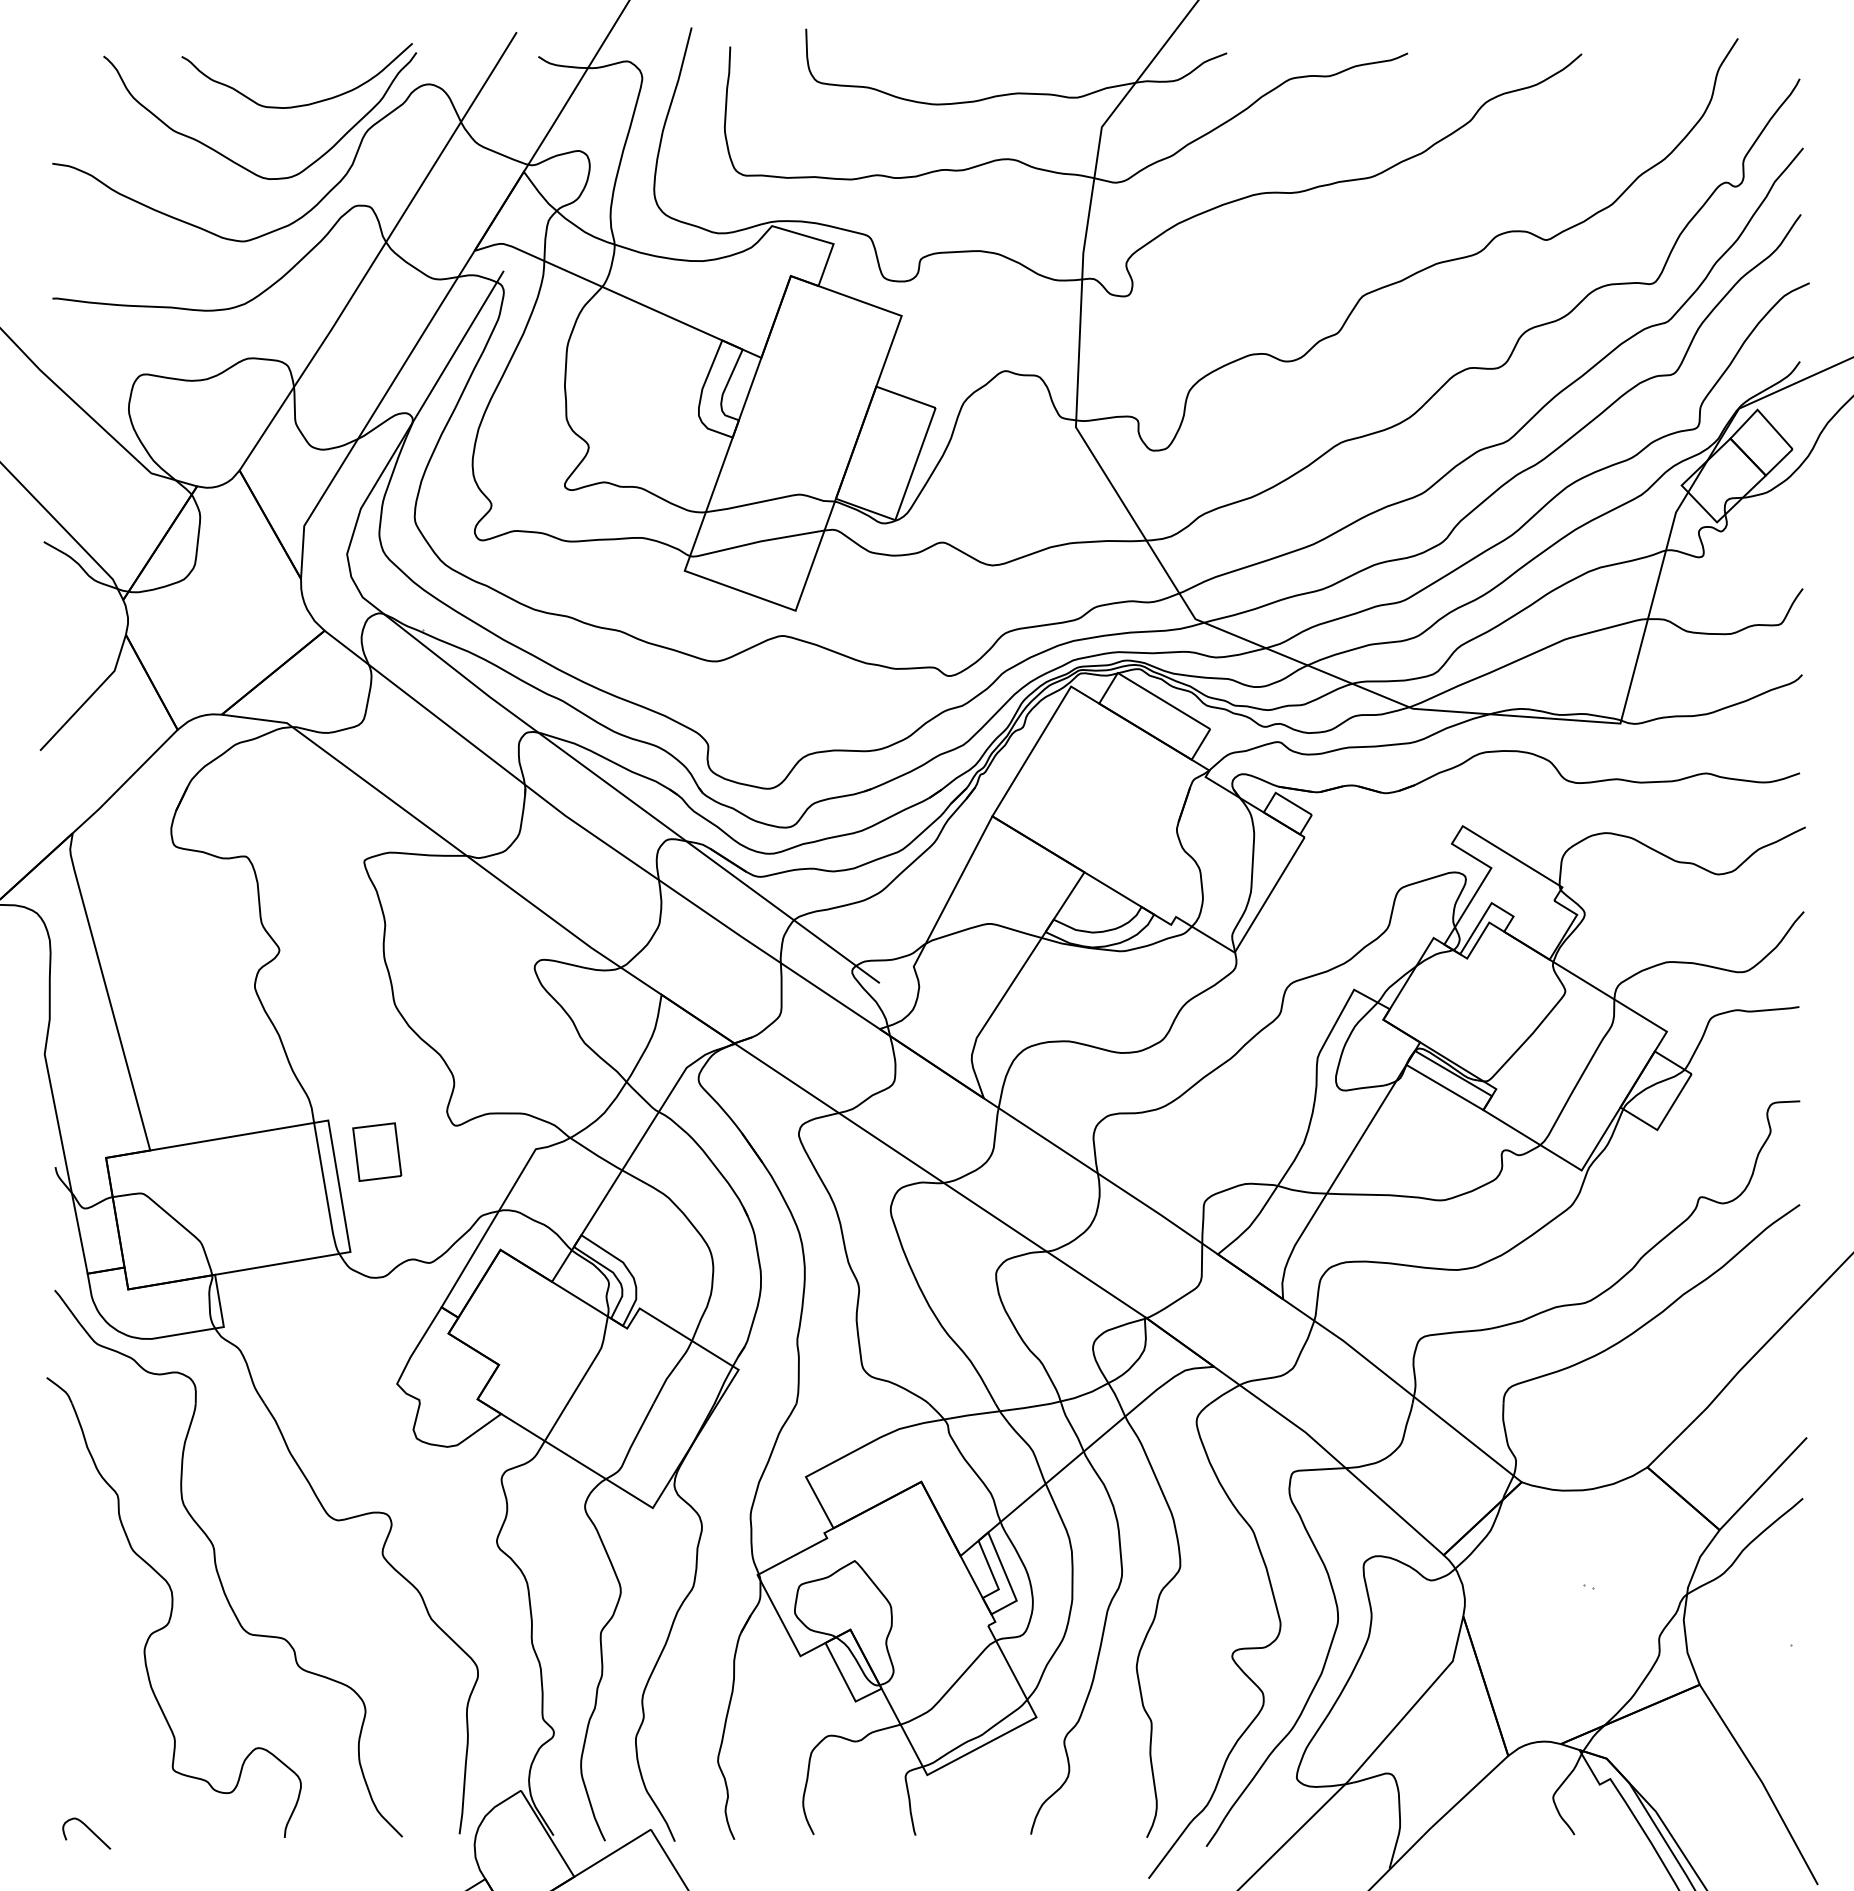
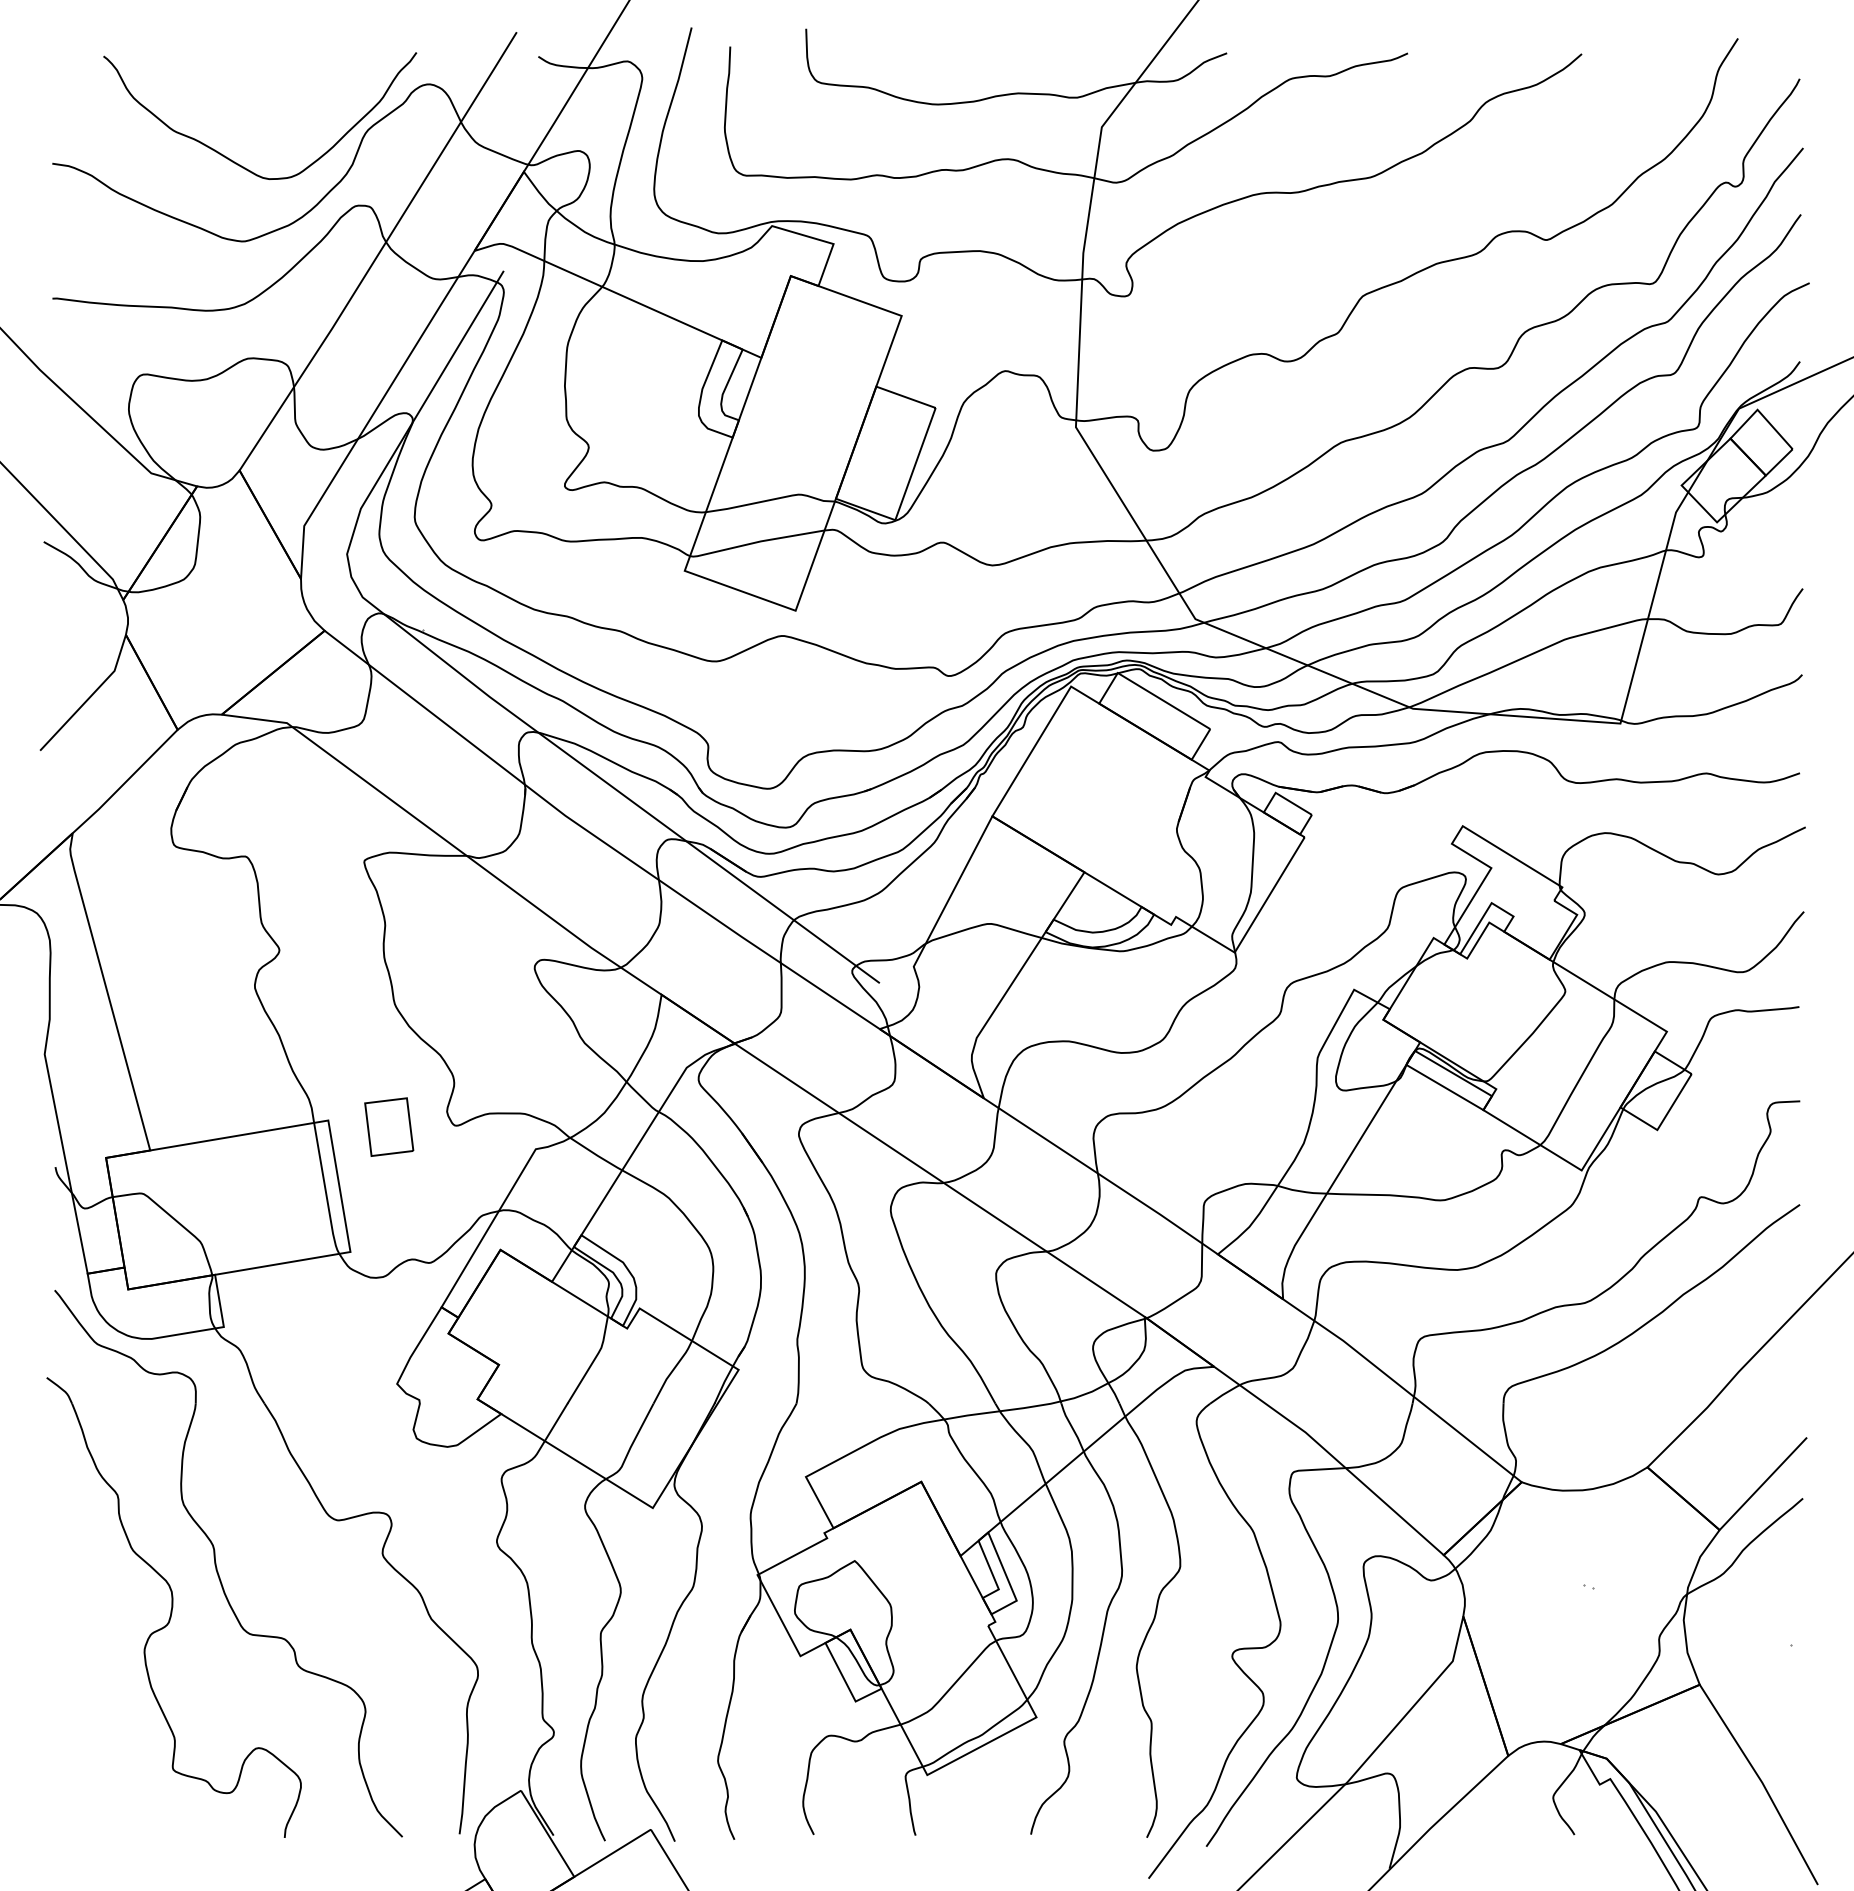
curve: present -> none (302, 104)
part position: (377, 1151) -> (389, 1126) (389, 1126)
curve: present -> none (89, 1830)
